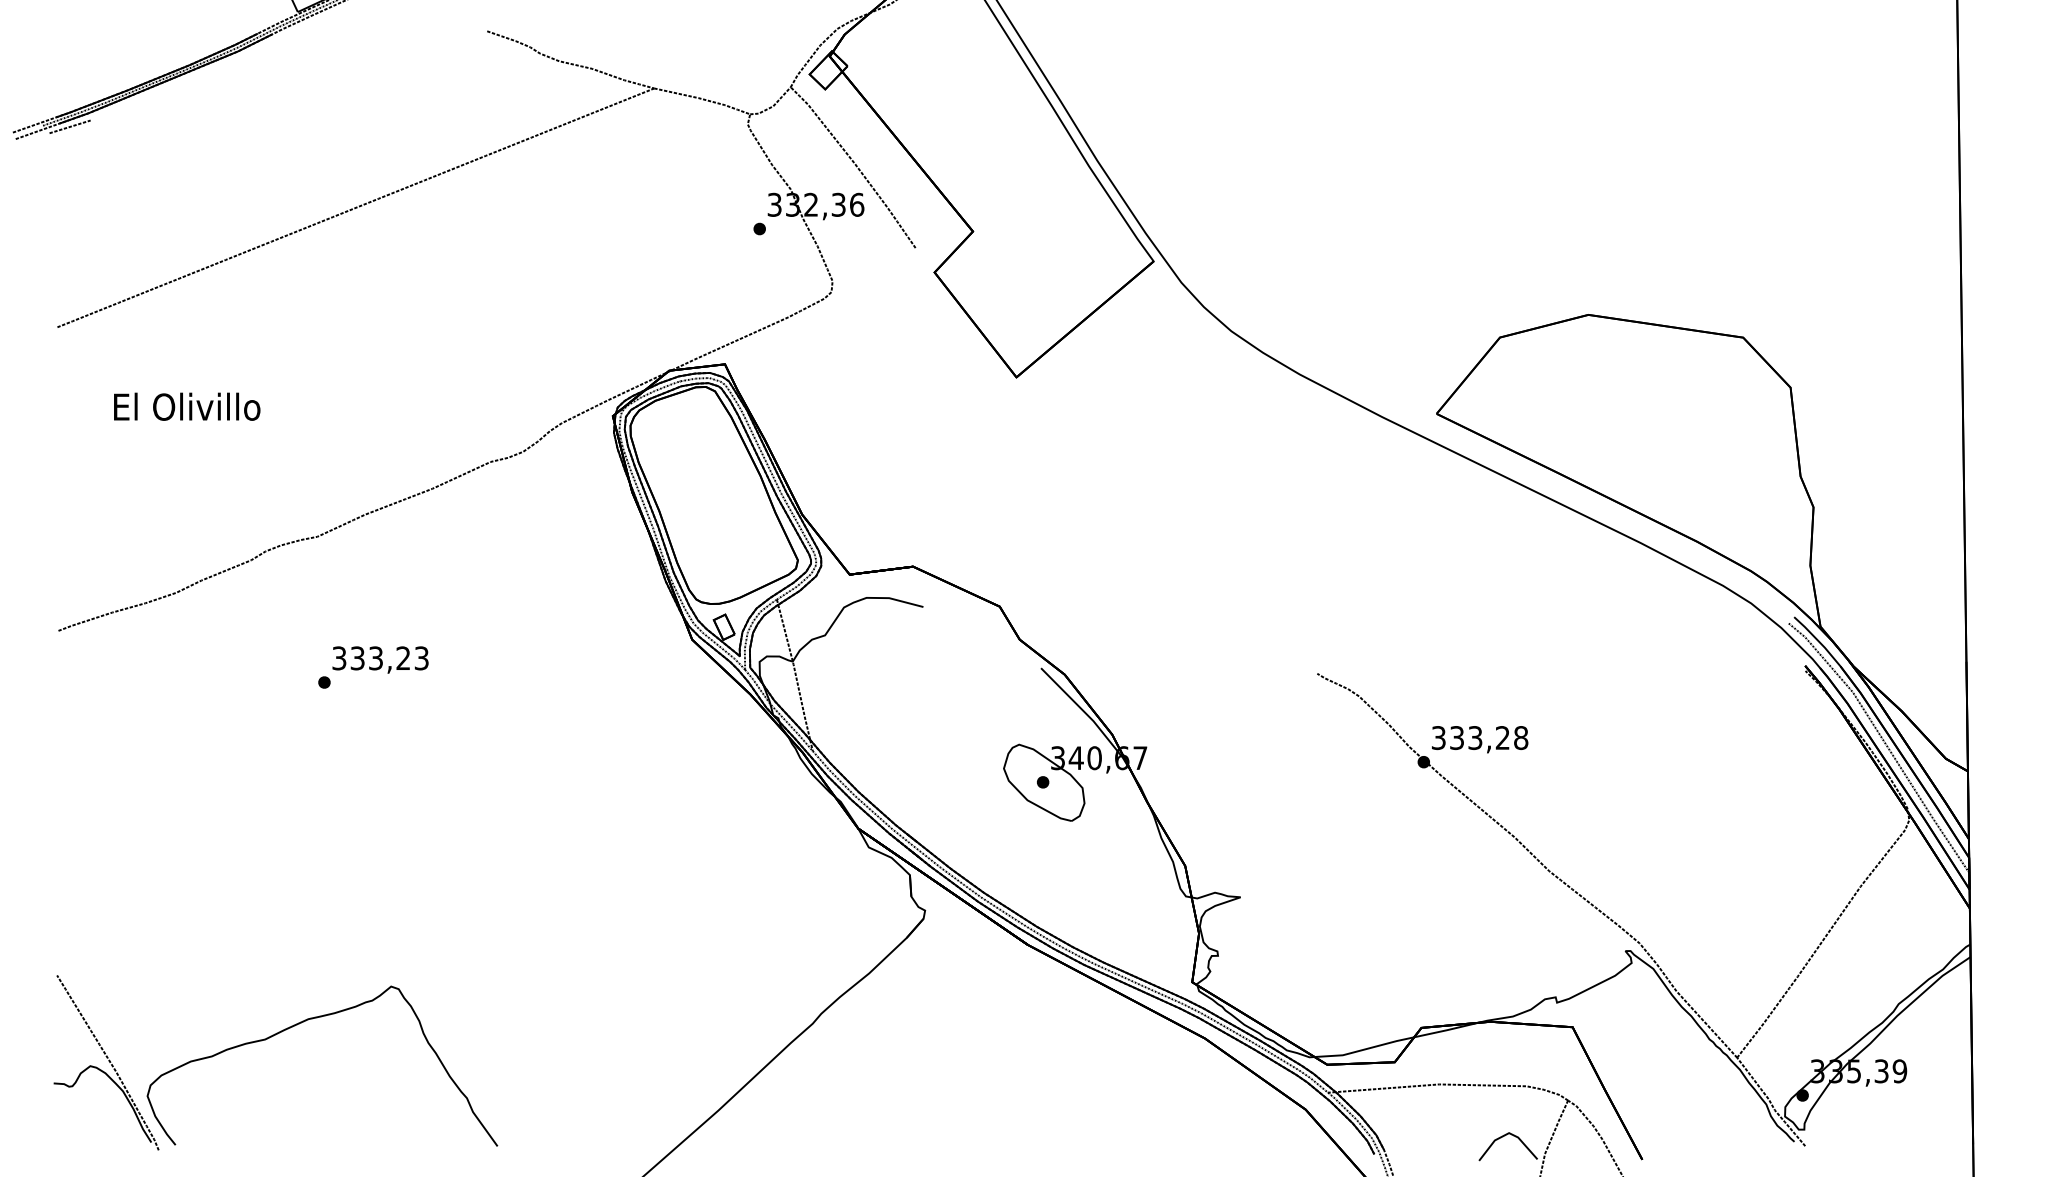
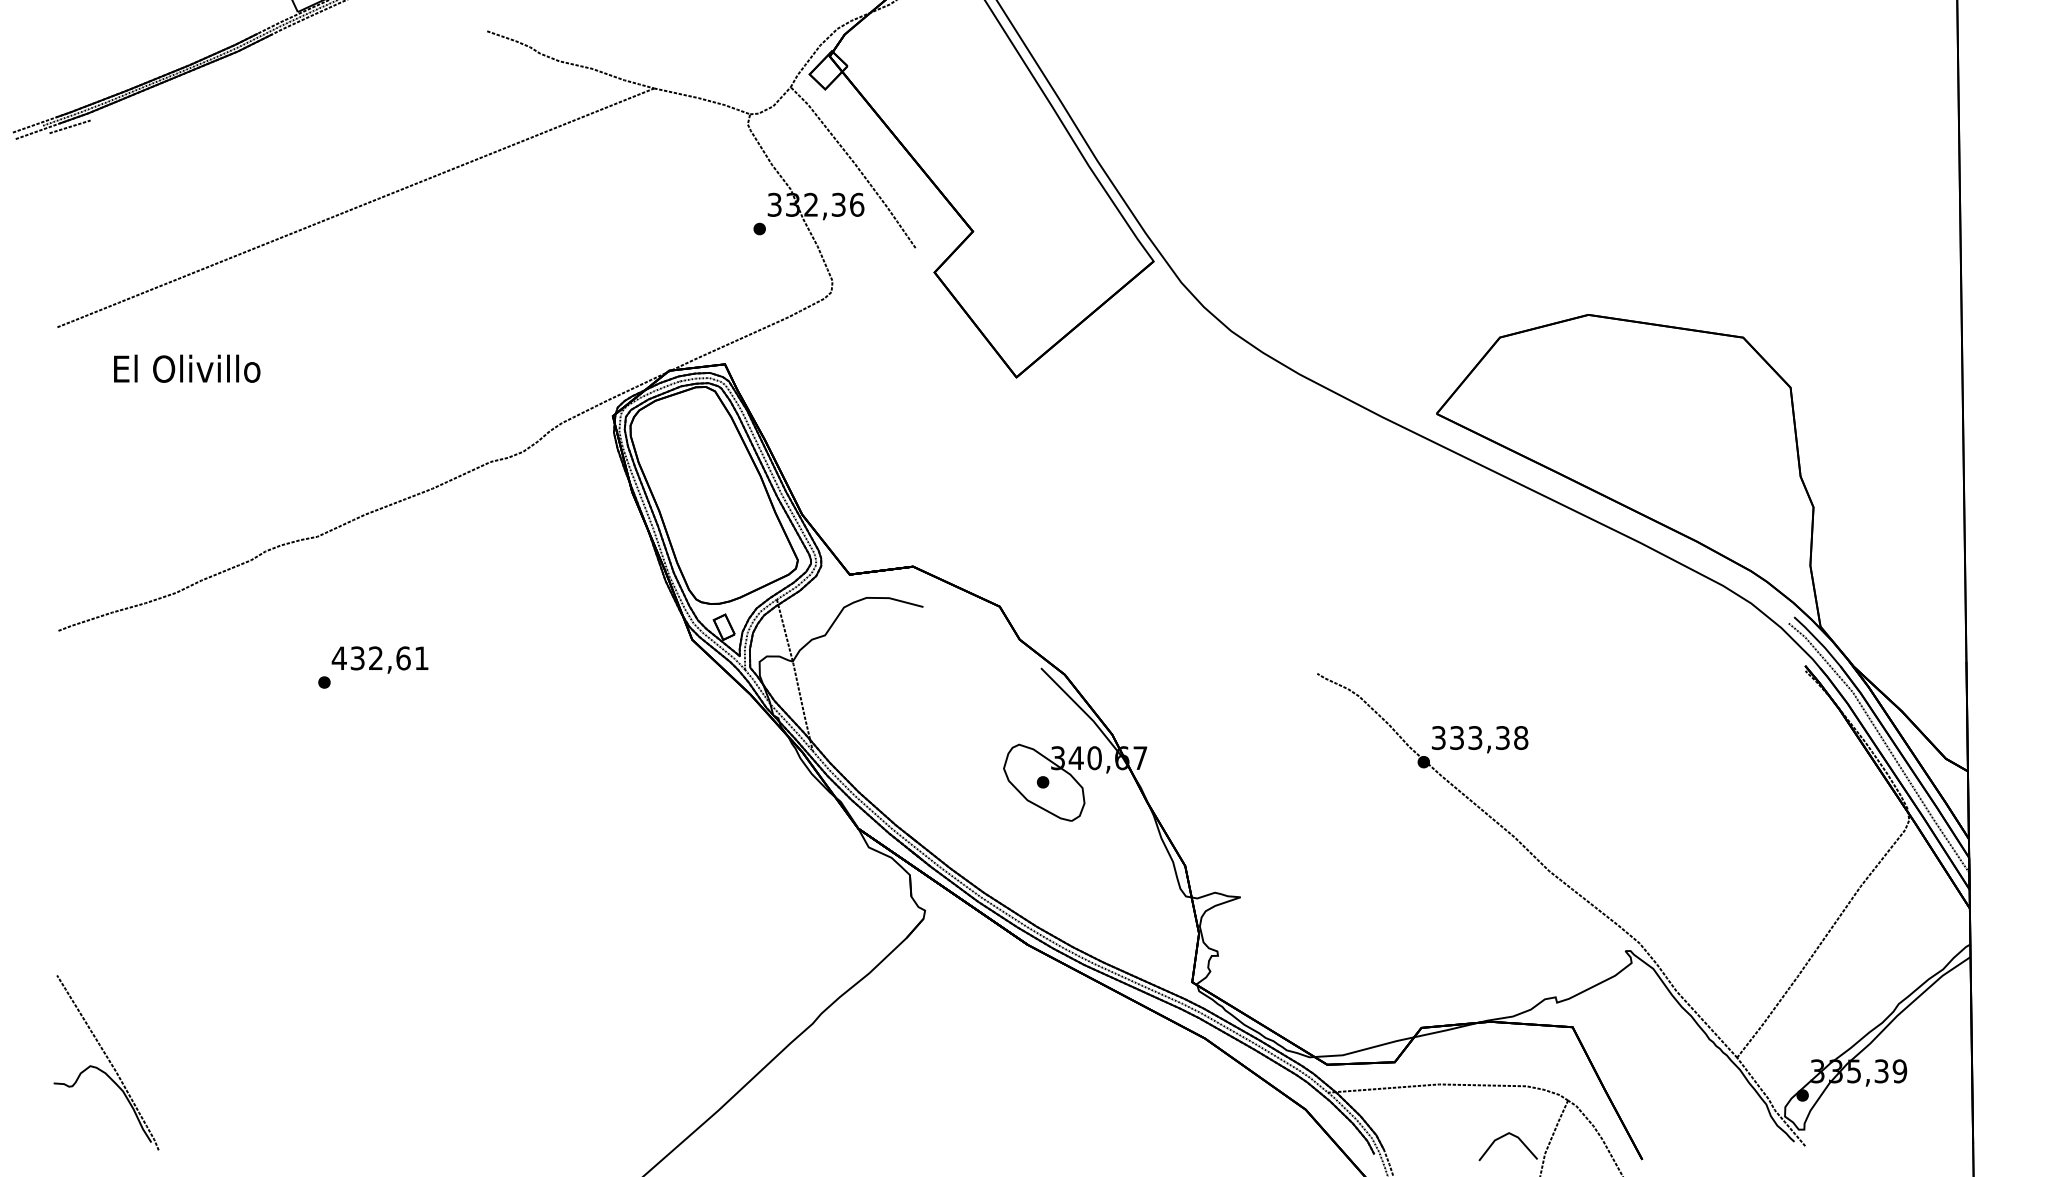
text position: (187, 406) -> (187, 368) (187, 368)
text: 333,23 -> 432,61 (379, 658)
text: 333,28 -> 333,38 (1502, 738)
curve: present -> none (306, 1021)
